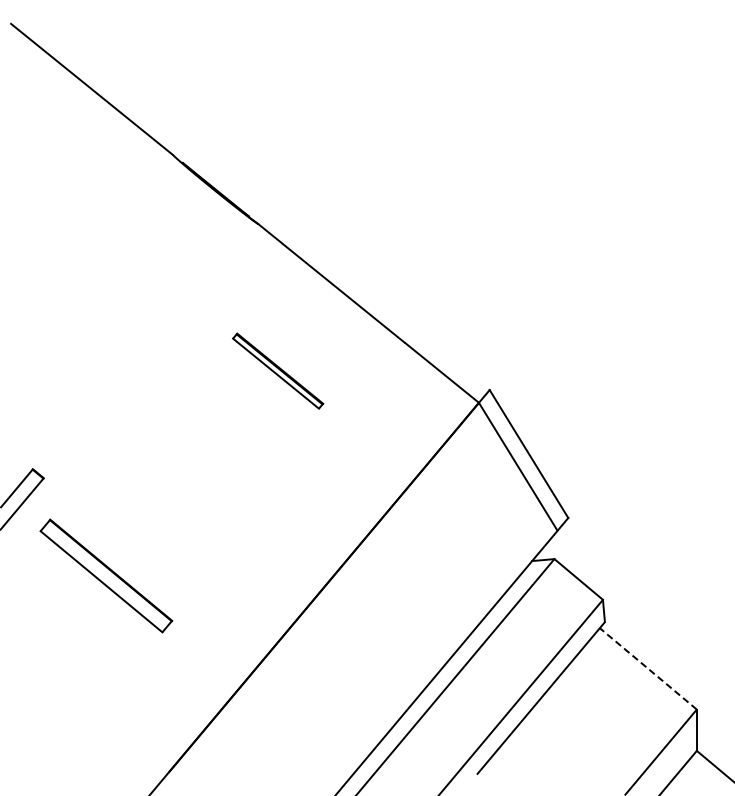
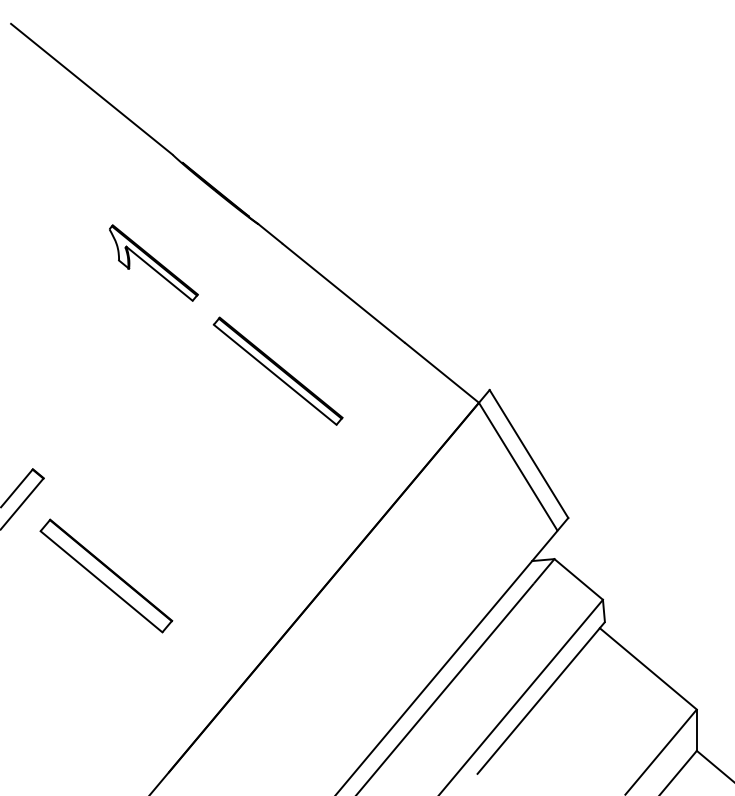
part: none -> present (153, 262)
part size: 93x78 px -> 132x110 px (277, 370)
line: dashed -> solid (647, 668)
